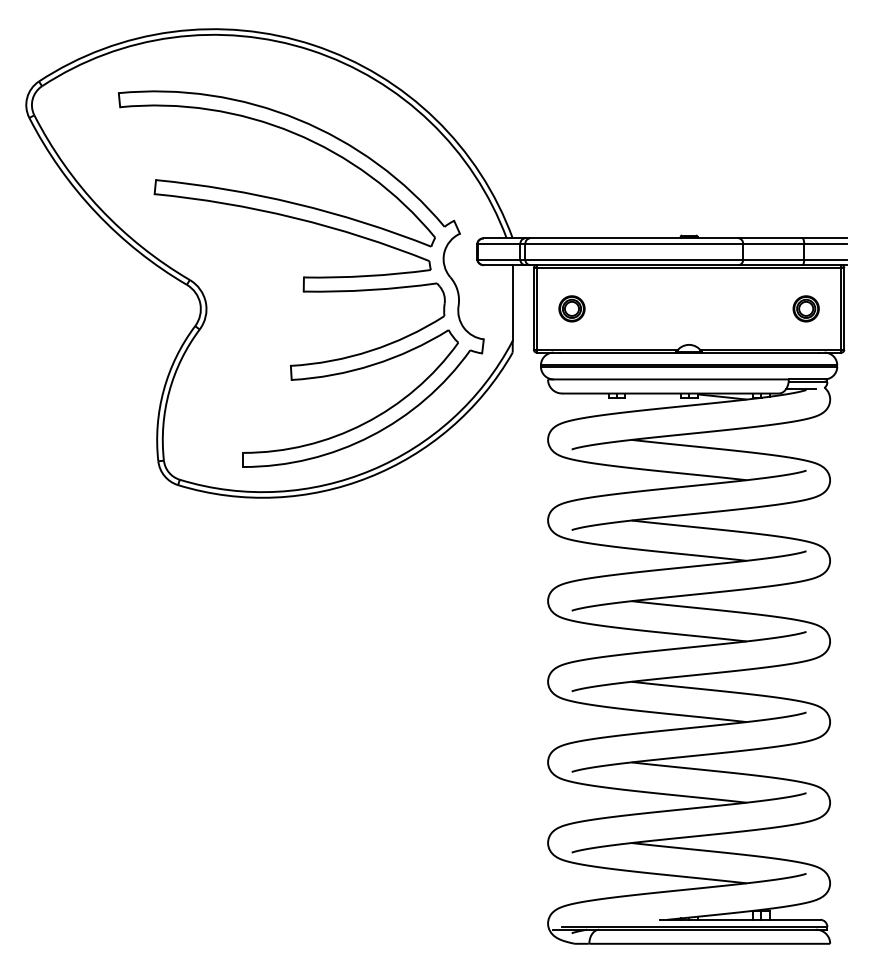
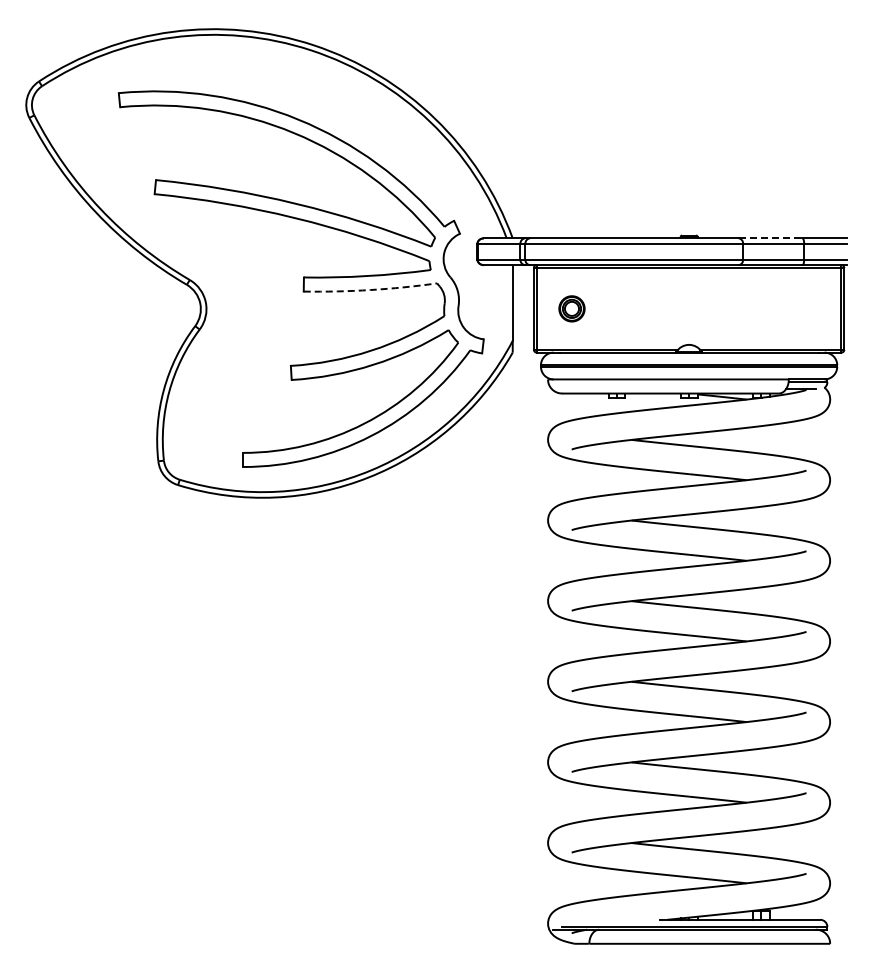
line: solid -> dashed (770, 238)
arc: solid -> dashed (370, 290)
part: present -> none (805, 308)
